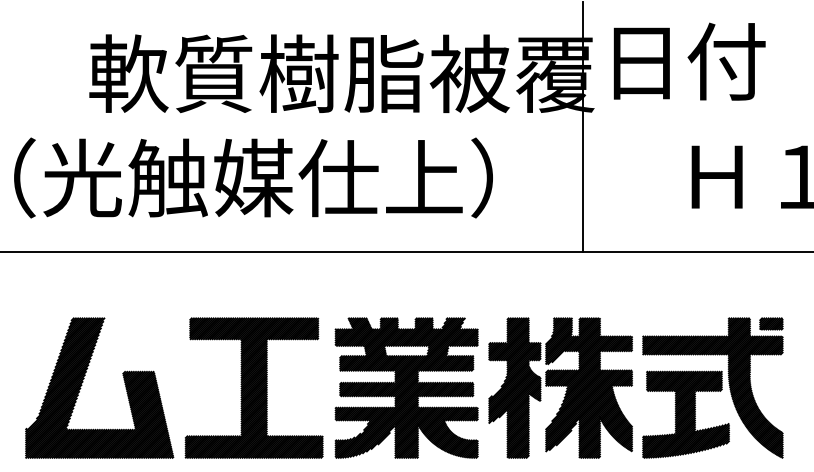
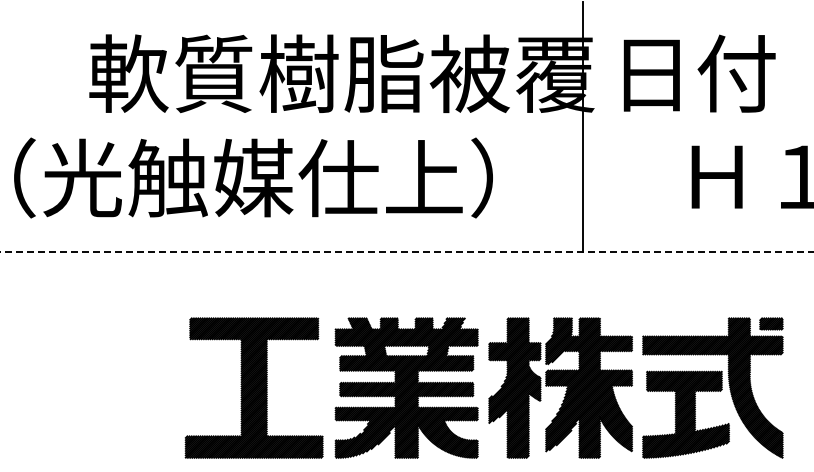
text position: (689, 61) -> (699, 73) (699, 73)
line: solid -> dashed (407, 252)
part: present -> none (83, 382)
